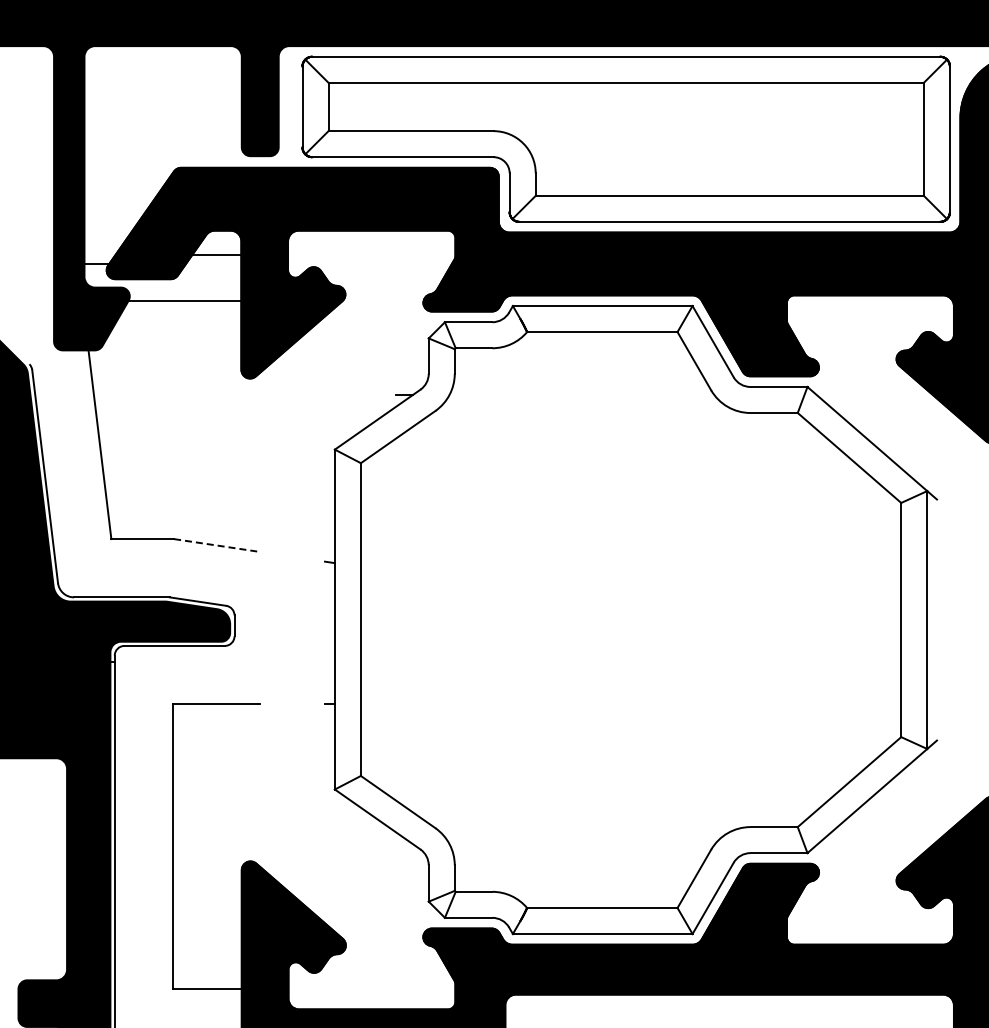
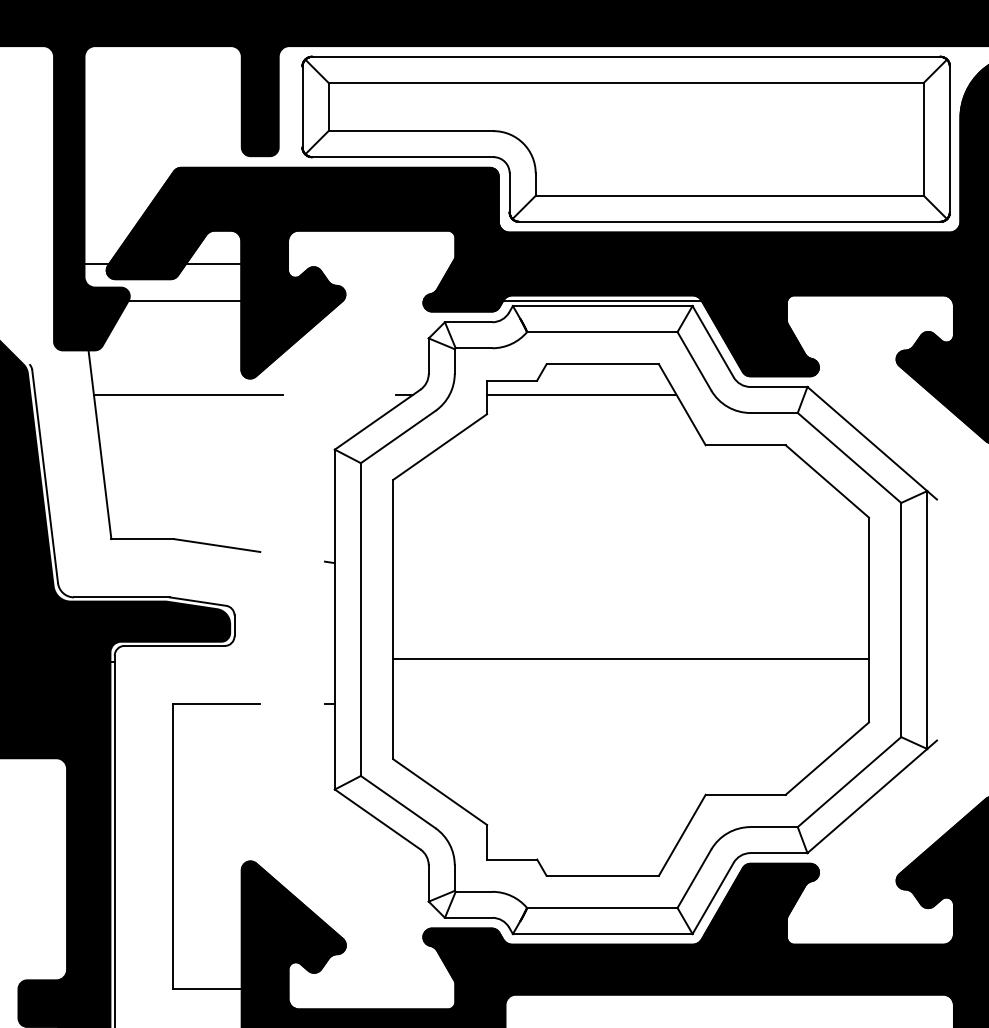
line position: (213, 254) -> (213, 263) (213, 263)
line: none -> present (602, 301)
line: none -> present (188, 394)
line: dashed -> solid (217, 545)
part: none -> present (631, 619)
